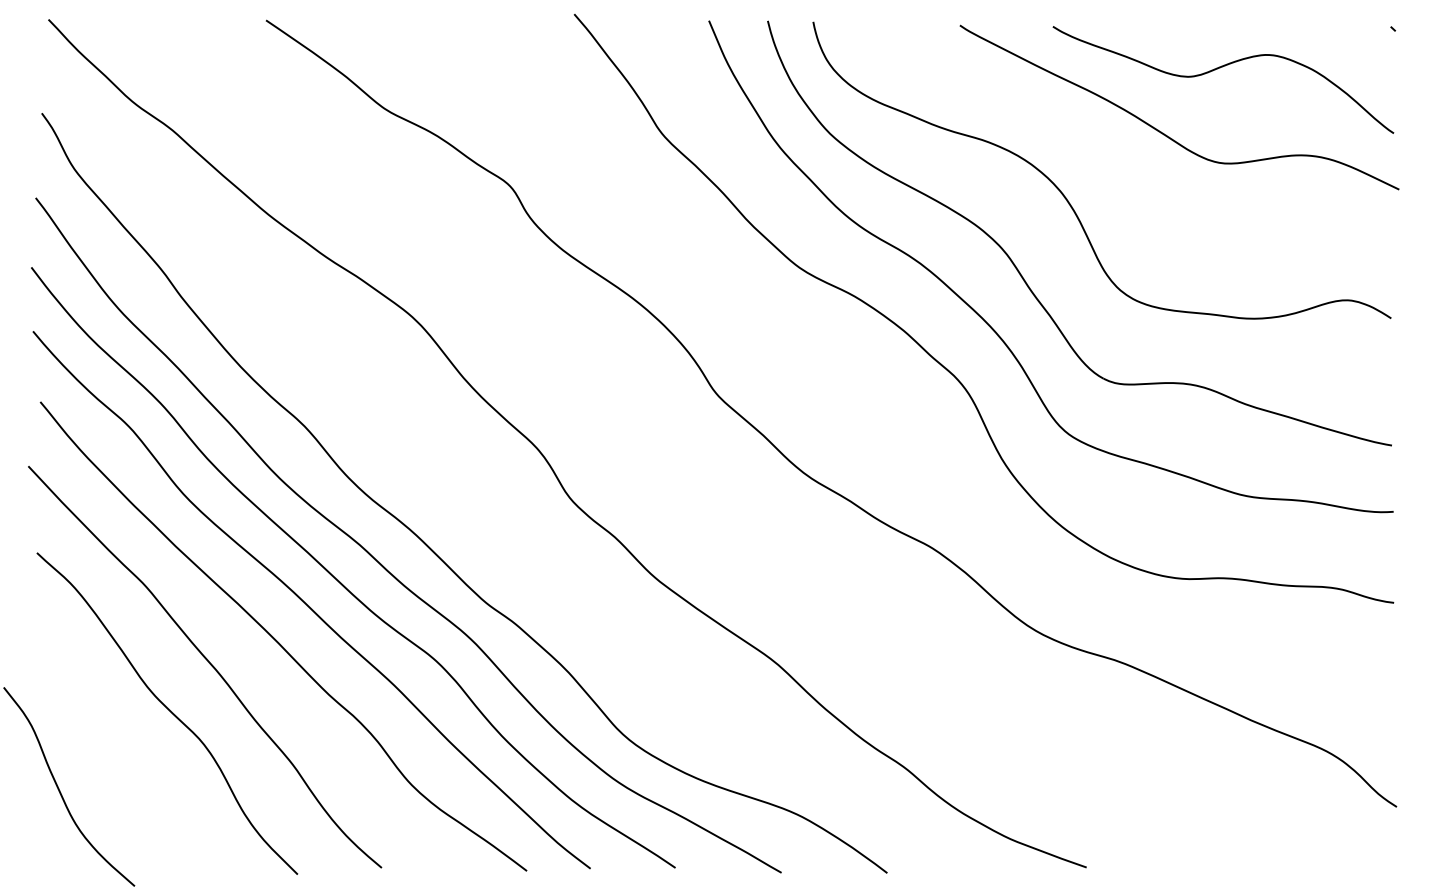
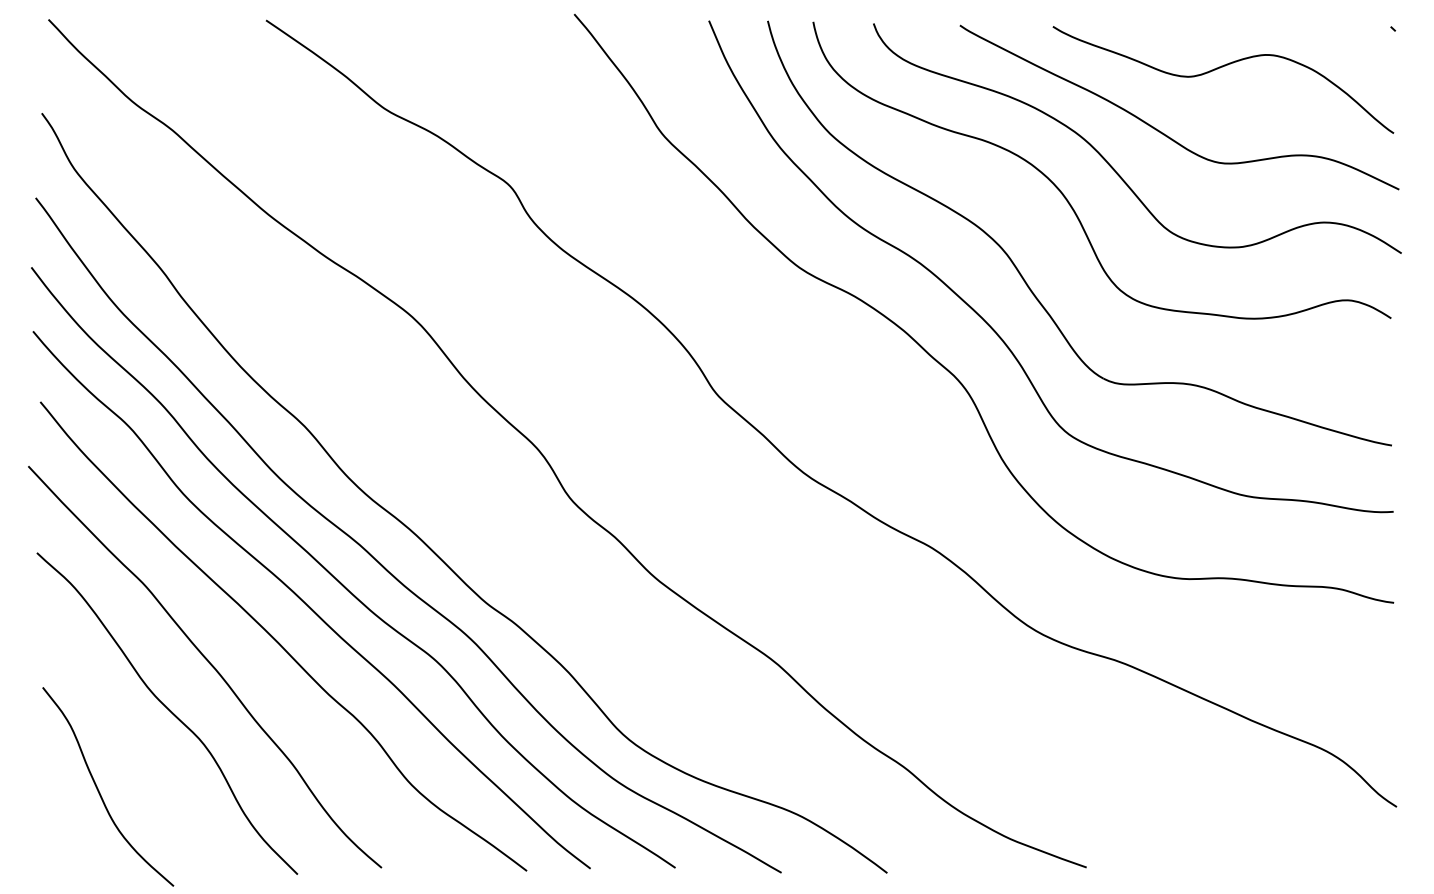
curve: none -> present (1106, 159)
curve position: (60, 790) -> (99, 790) (99, 790)
